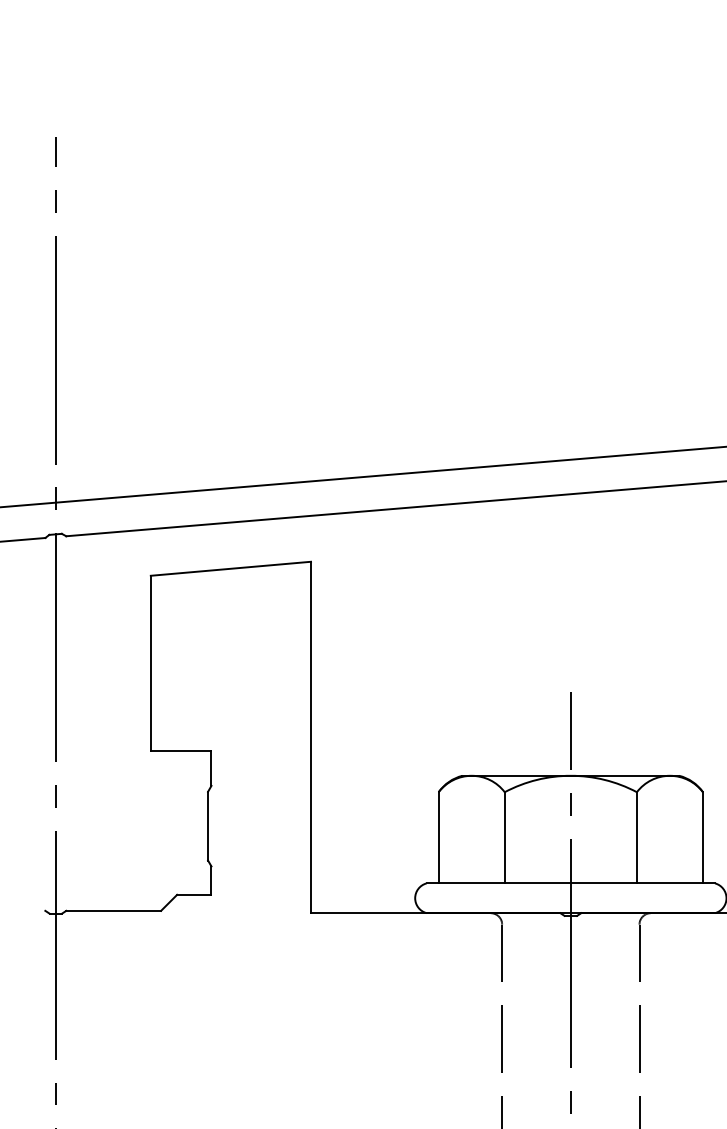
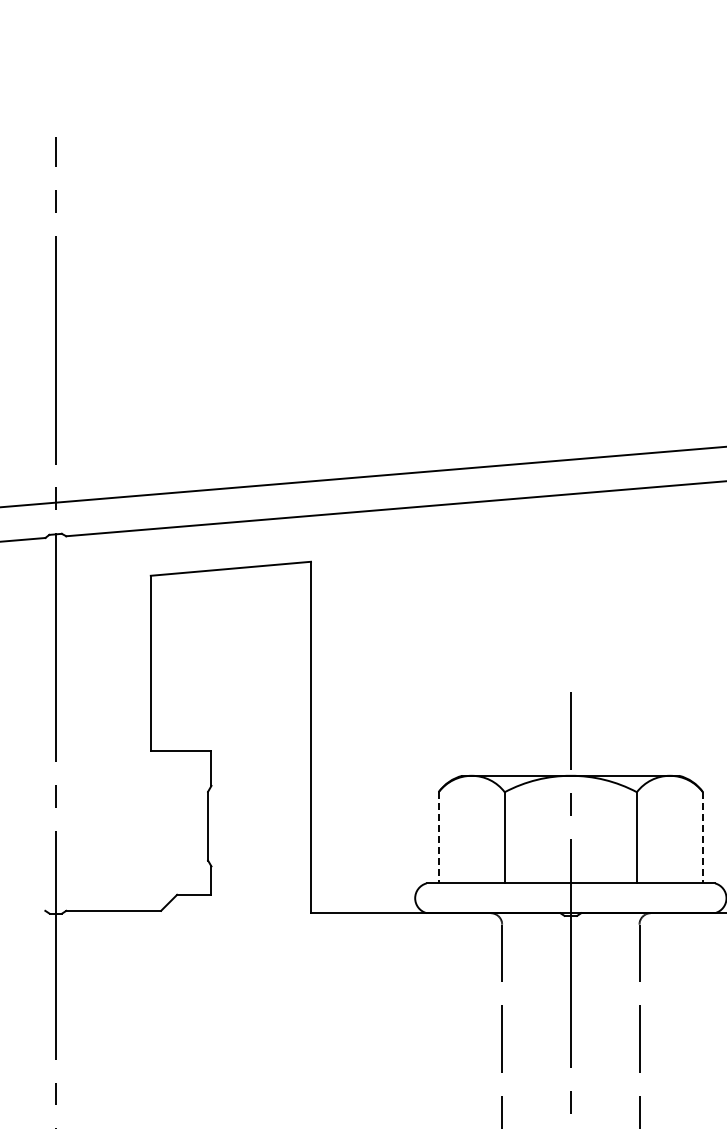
line: solid -> dashed (438, 837)
line: solid -> dashed (702, 837)
